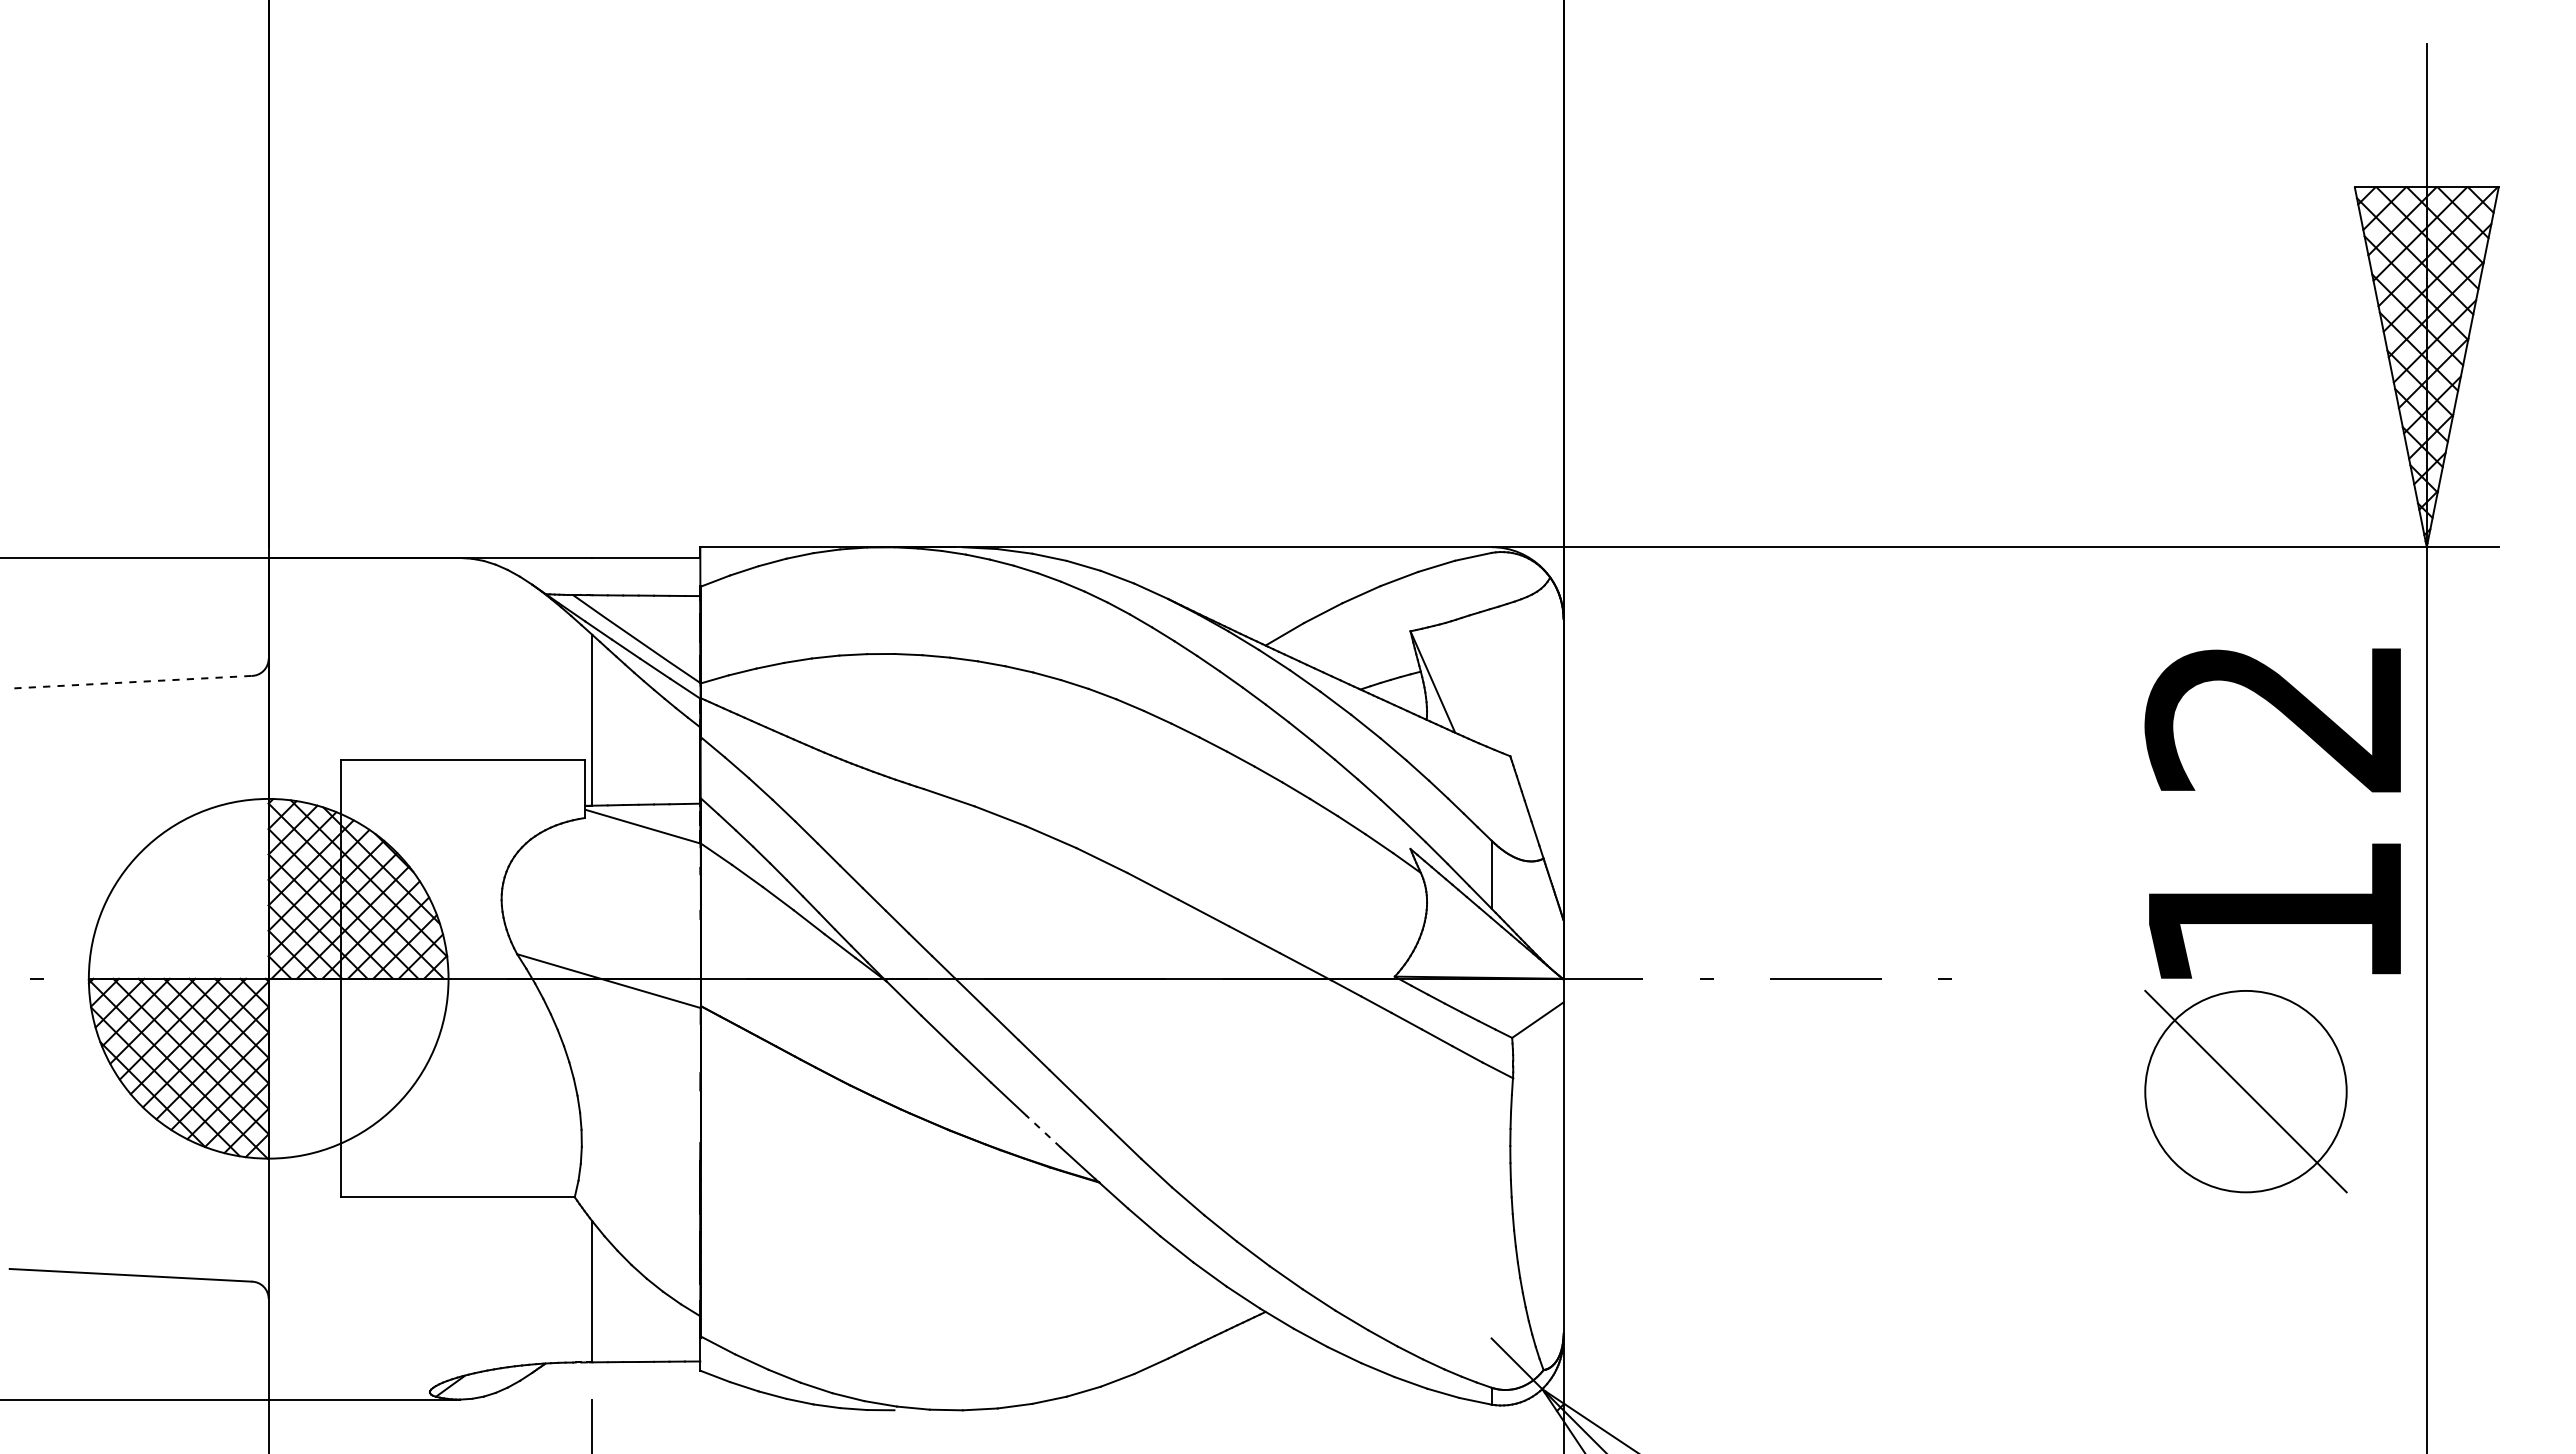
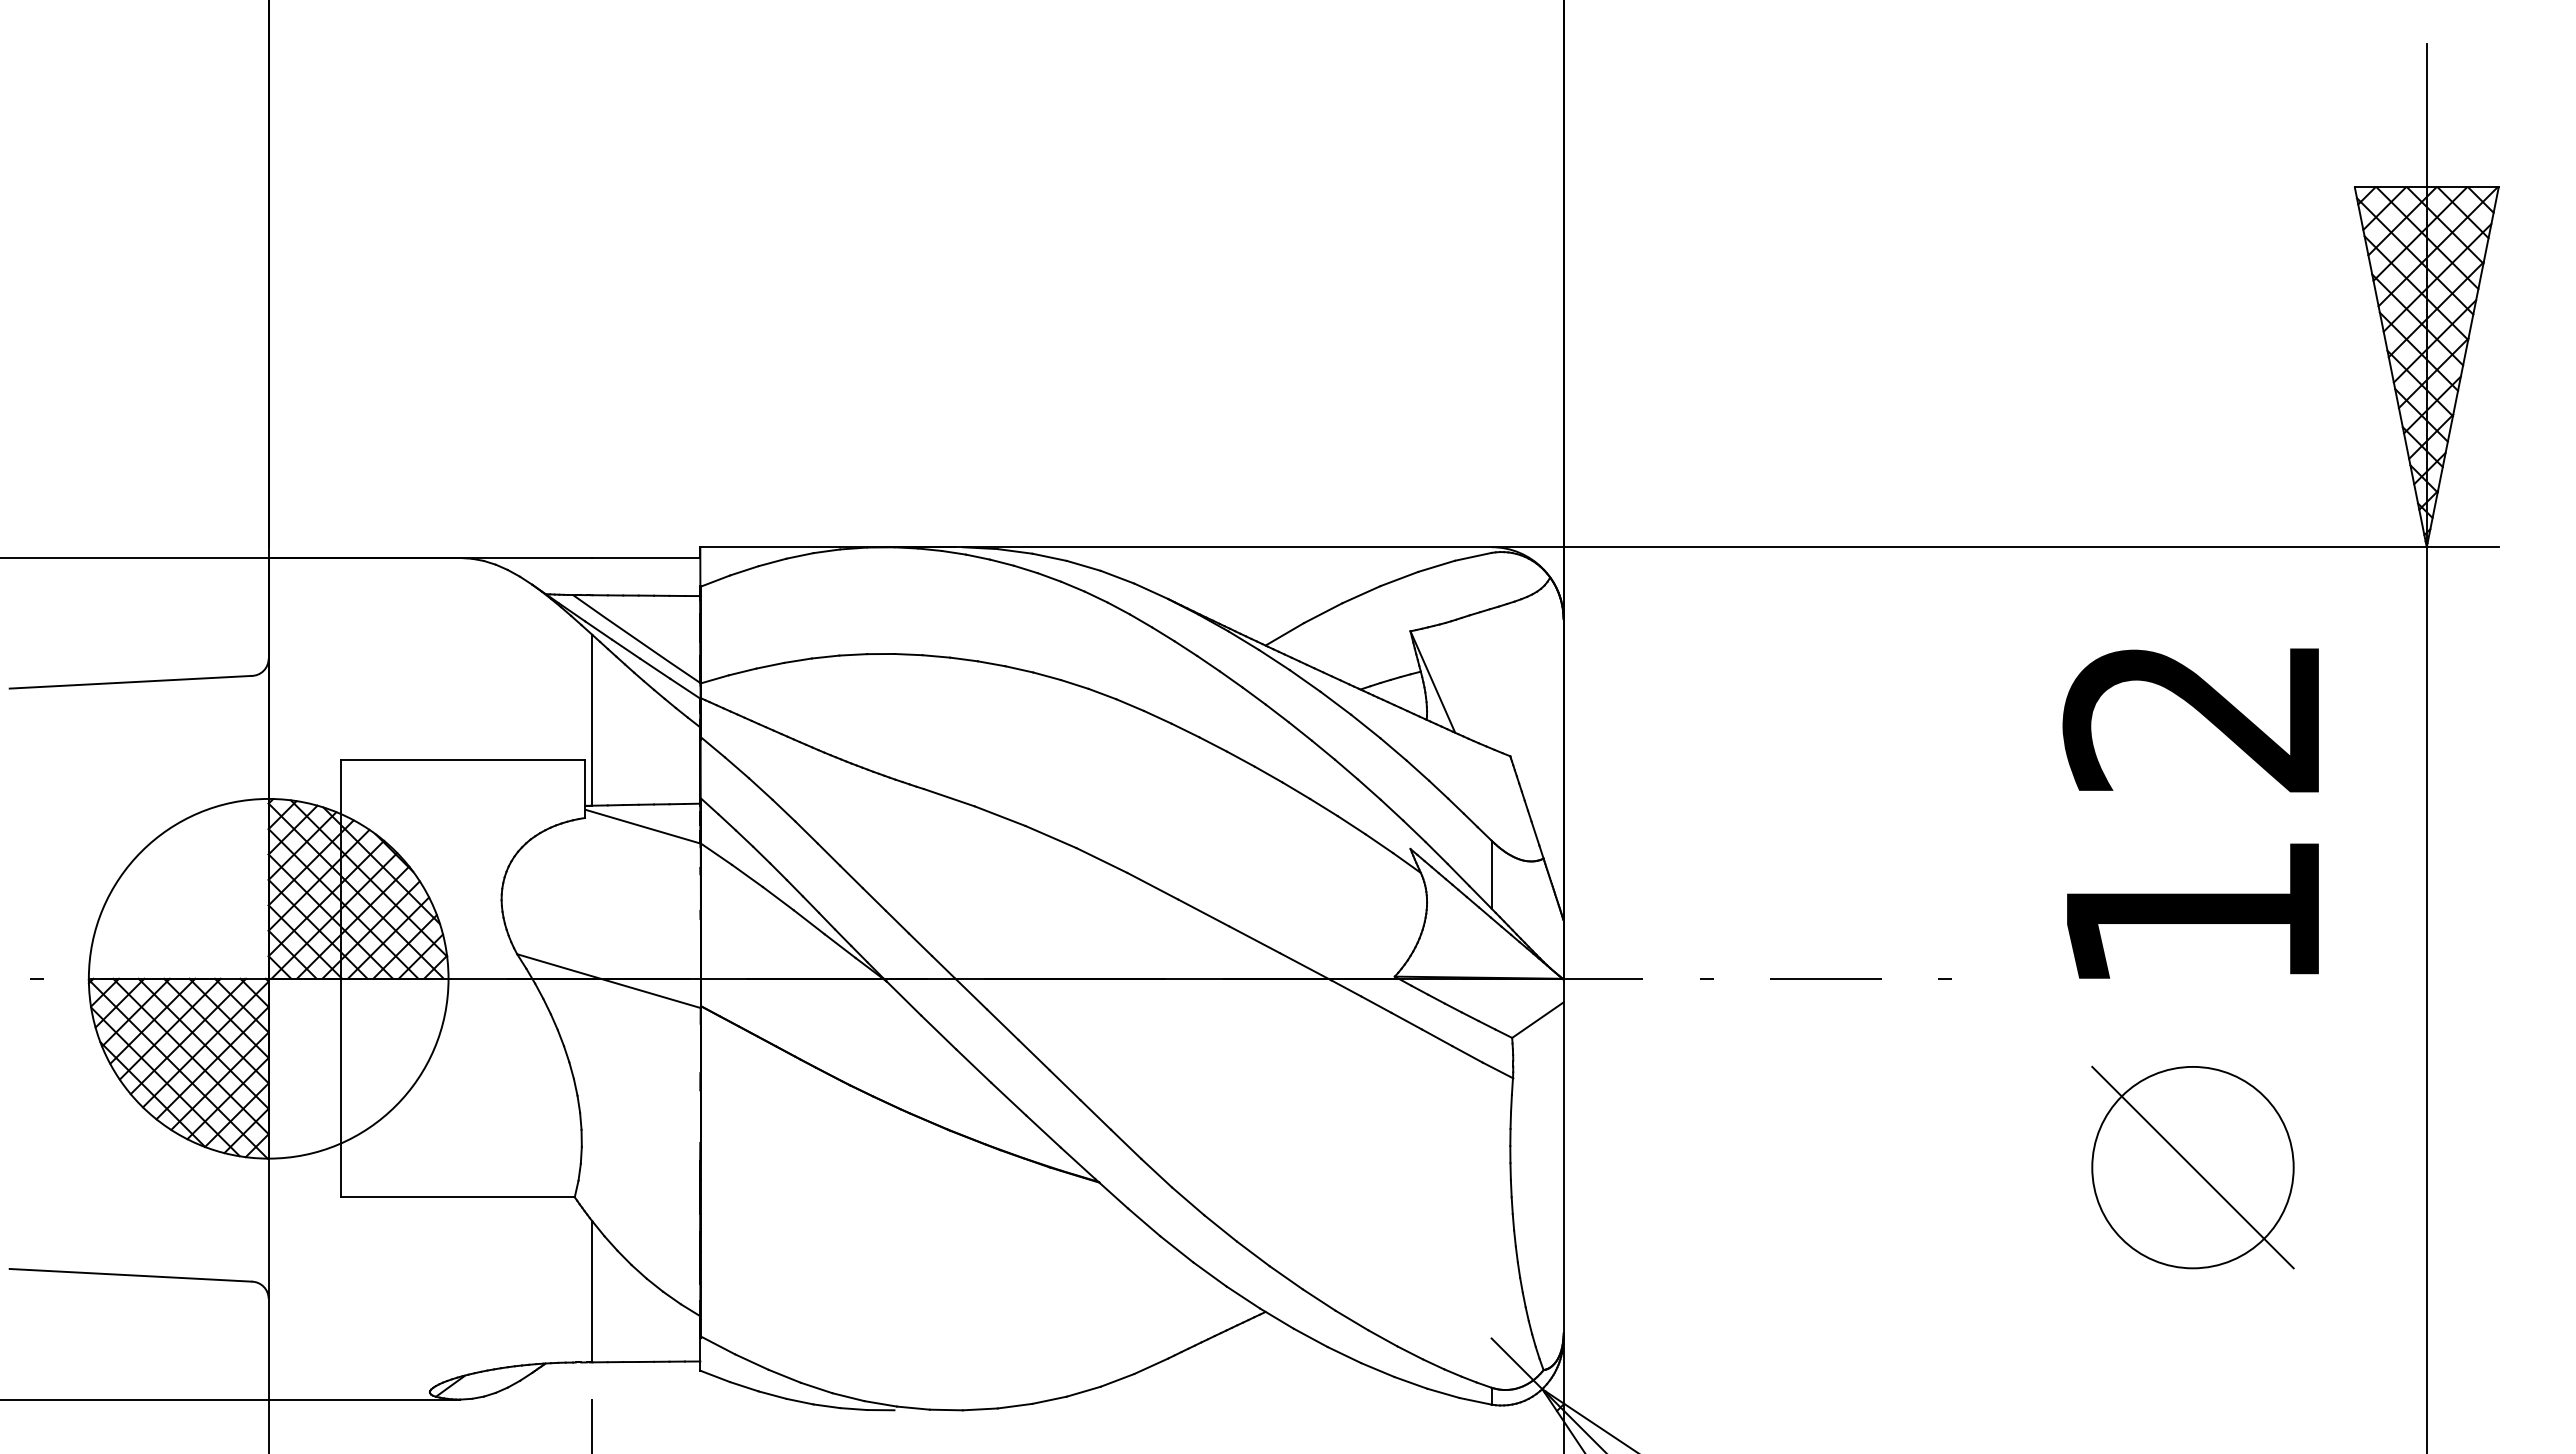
line: dashed -> solid (130, 682)
text position: (2272, 813) -> (2190, 813) (2190, 813)
part position: (2245, 1091) -> (2192, 1167) (2192, 1167)
line: dashed -> solid (1043, 1131)
